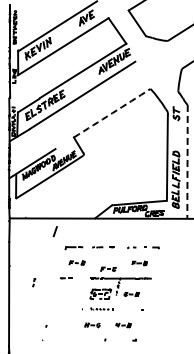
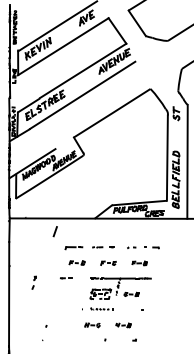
arc: dashed -> solid (112, 113)
line: dashed -> solid (187, 161)
part position: (108, 268) -> (108, 262) (108, 262)
part size: 5x10 px -> 6x15 px (33, 282)
